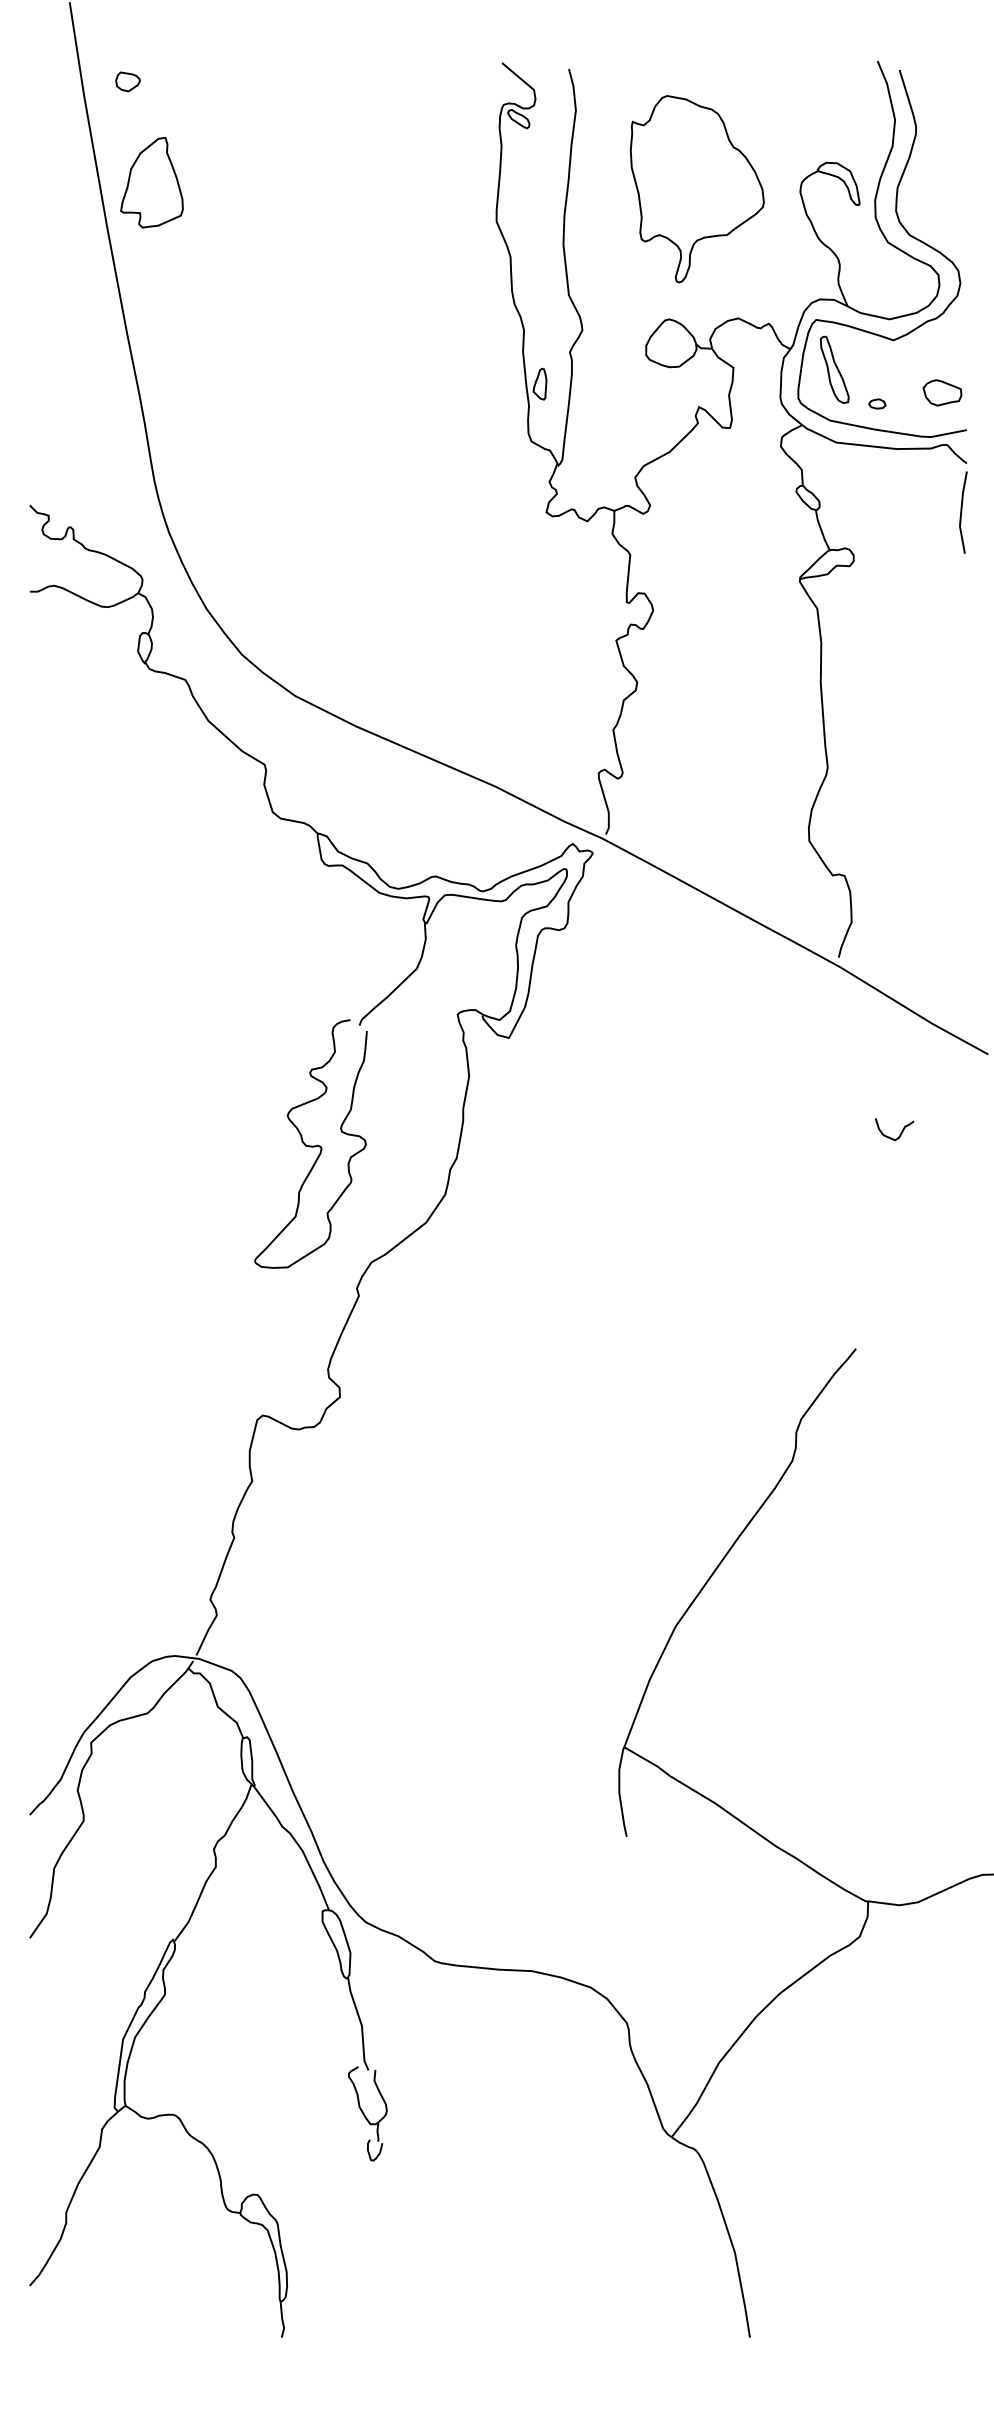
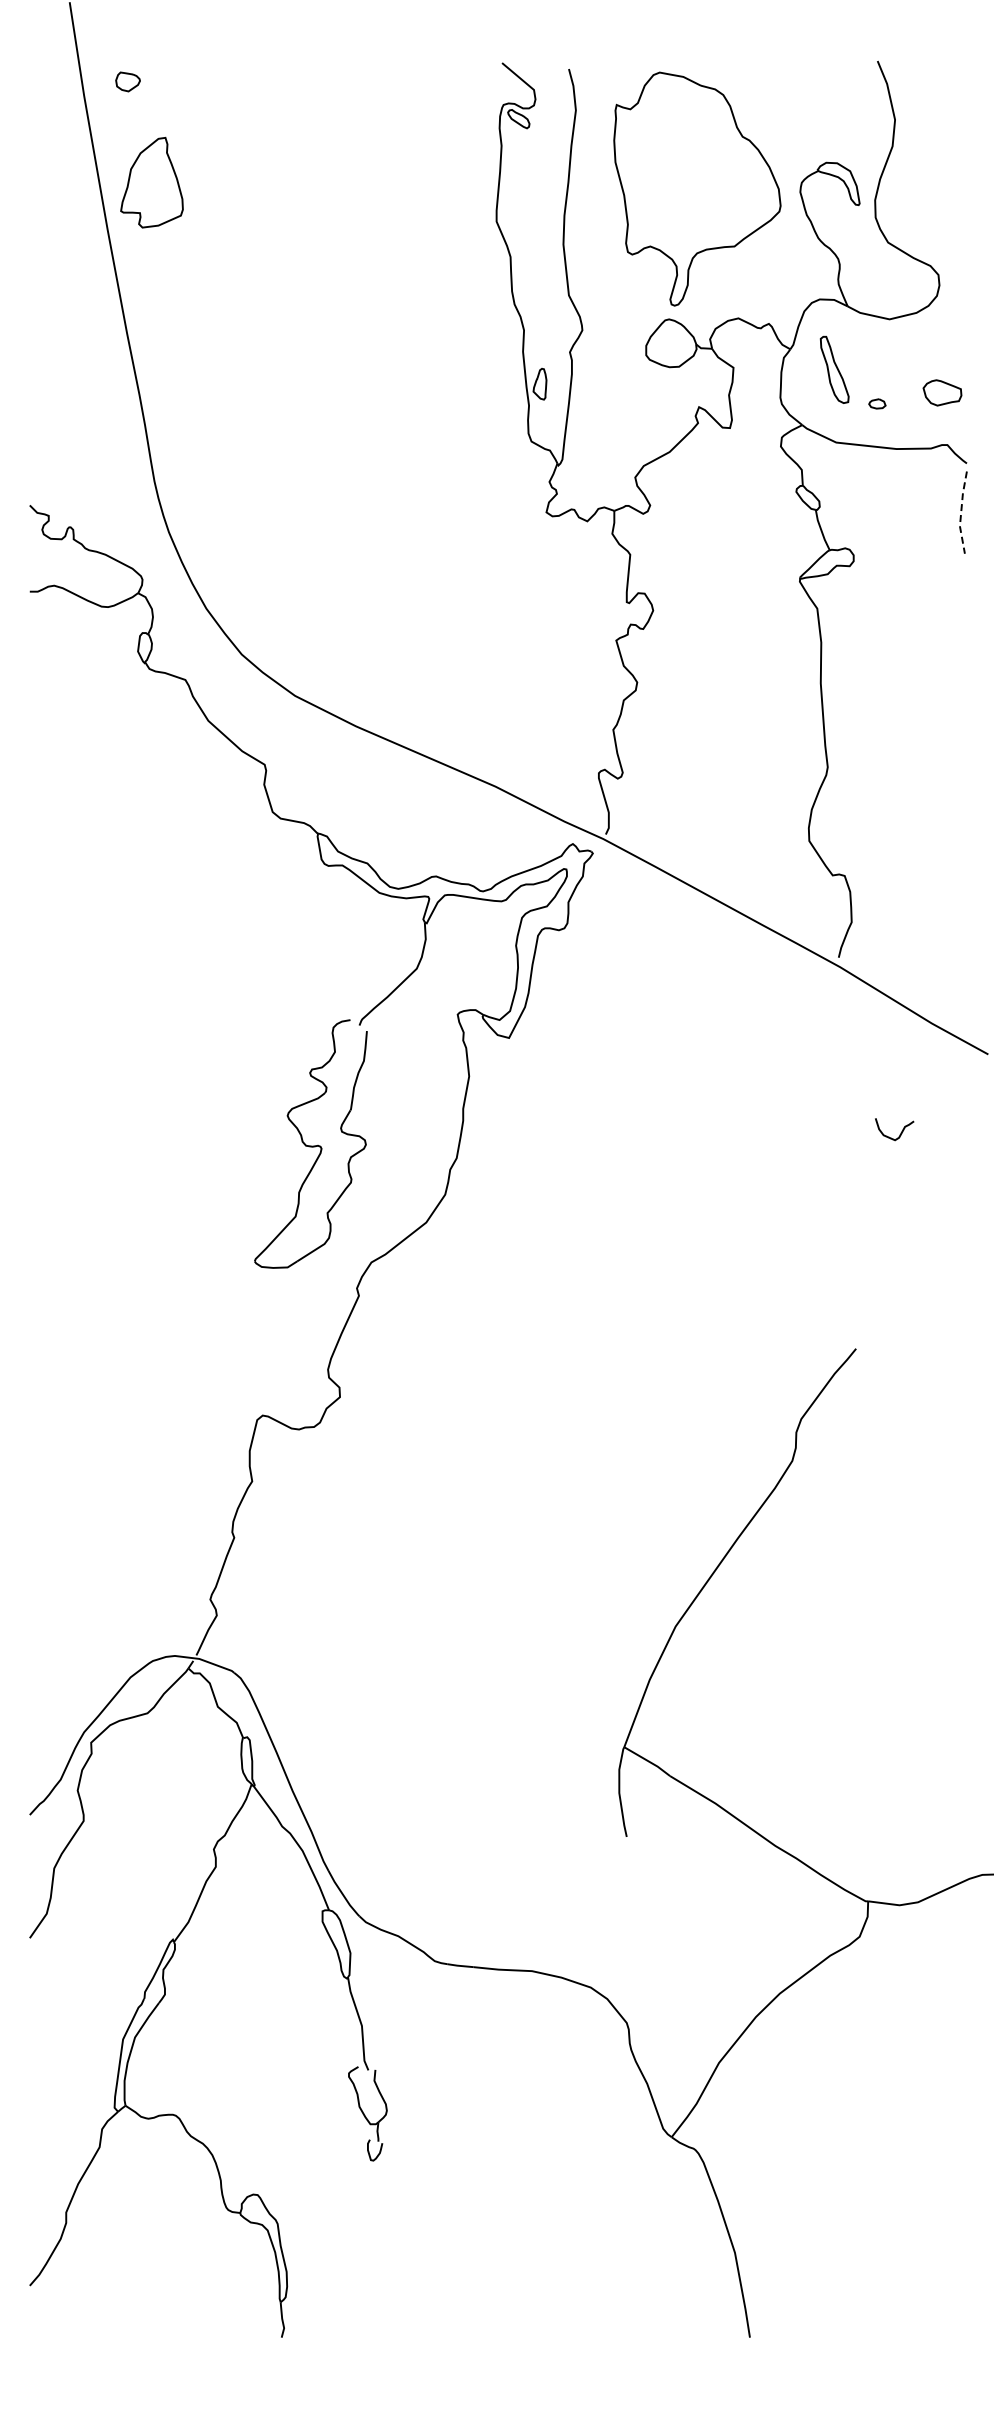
part size: 136x189 px -> 169x236 px (697, 188)
curve: present -> none (907, 234)
line: solid -> dashed (961, 512)
